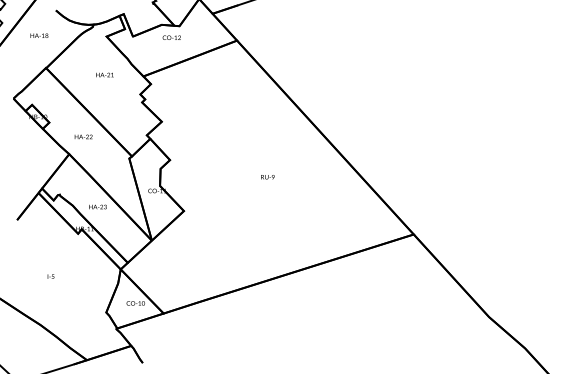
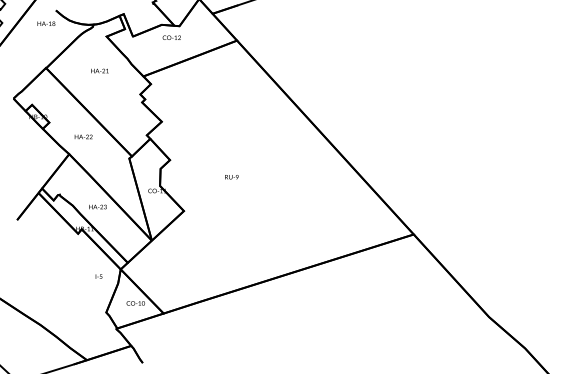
text position: (39, 35) -> (46, 23) (46, 23)
text position: (104, 74) -> (99, 70) (99, 70)
text position: (267, 177) -> (231, 177) (231, 177)
text position: (50, 276) -> (98, 276) (98, 276)
